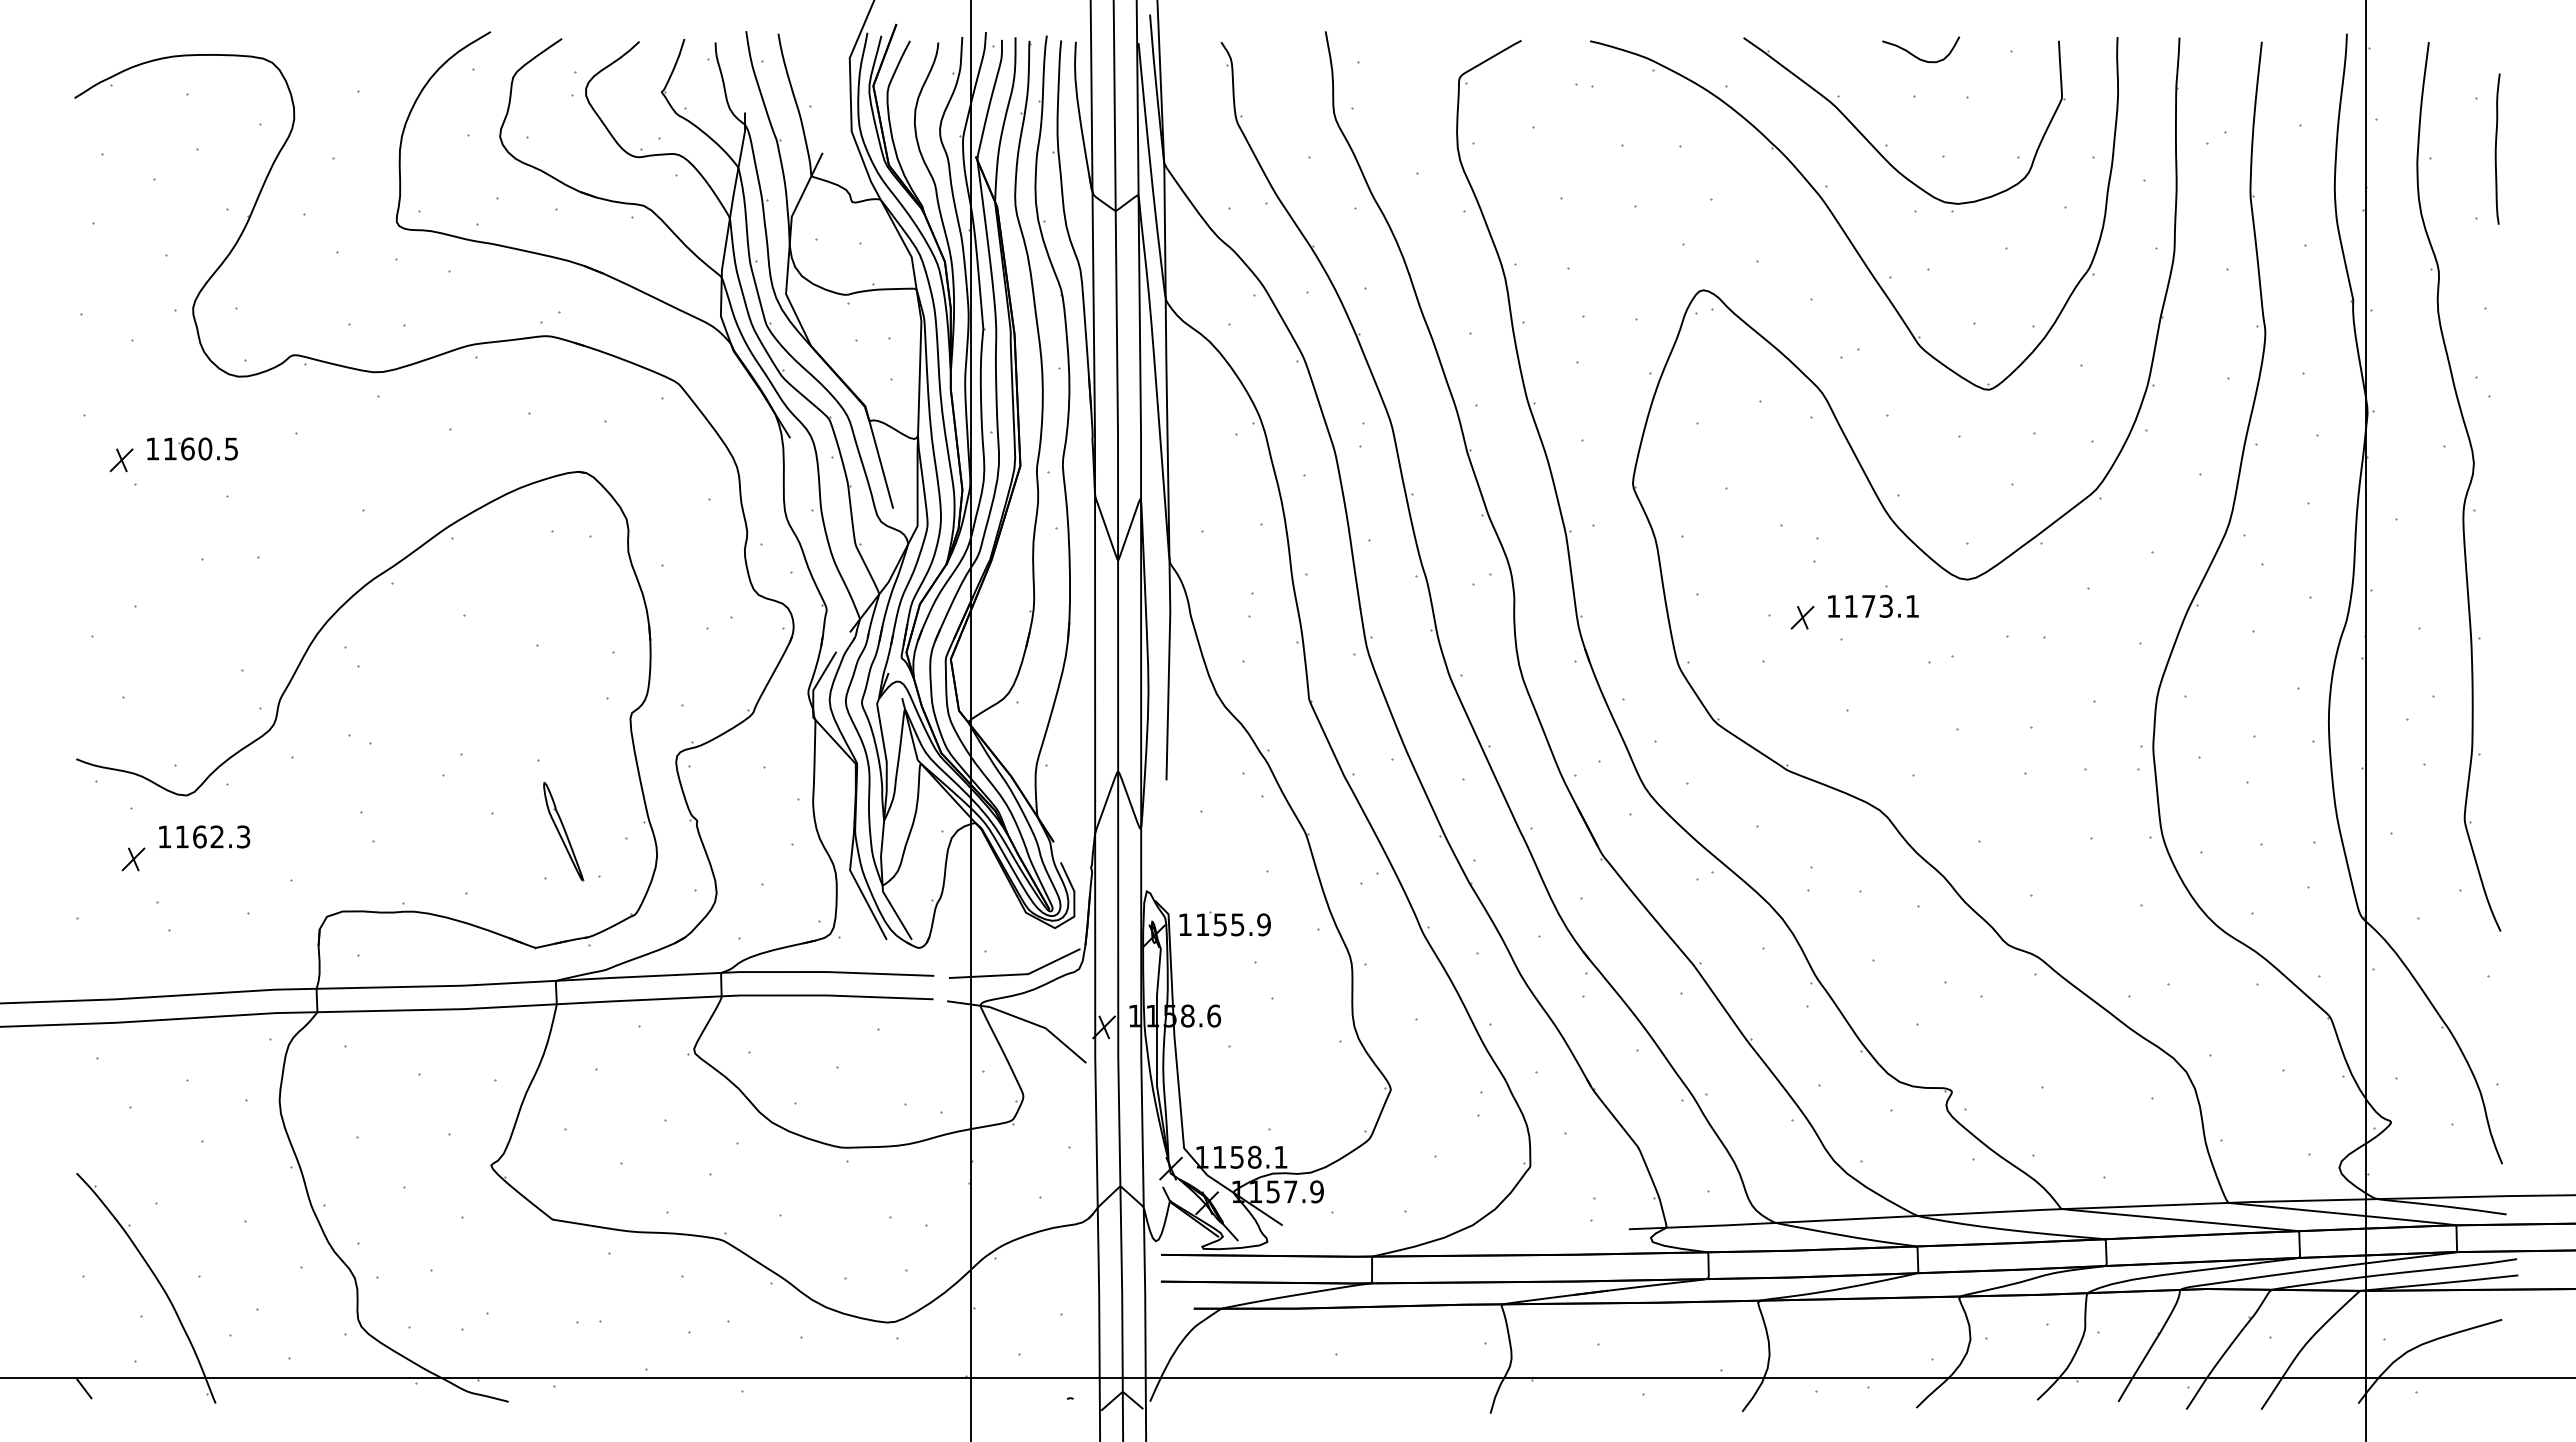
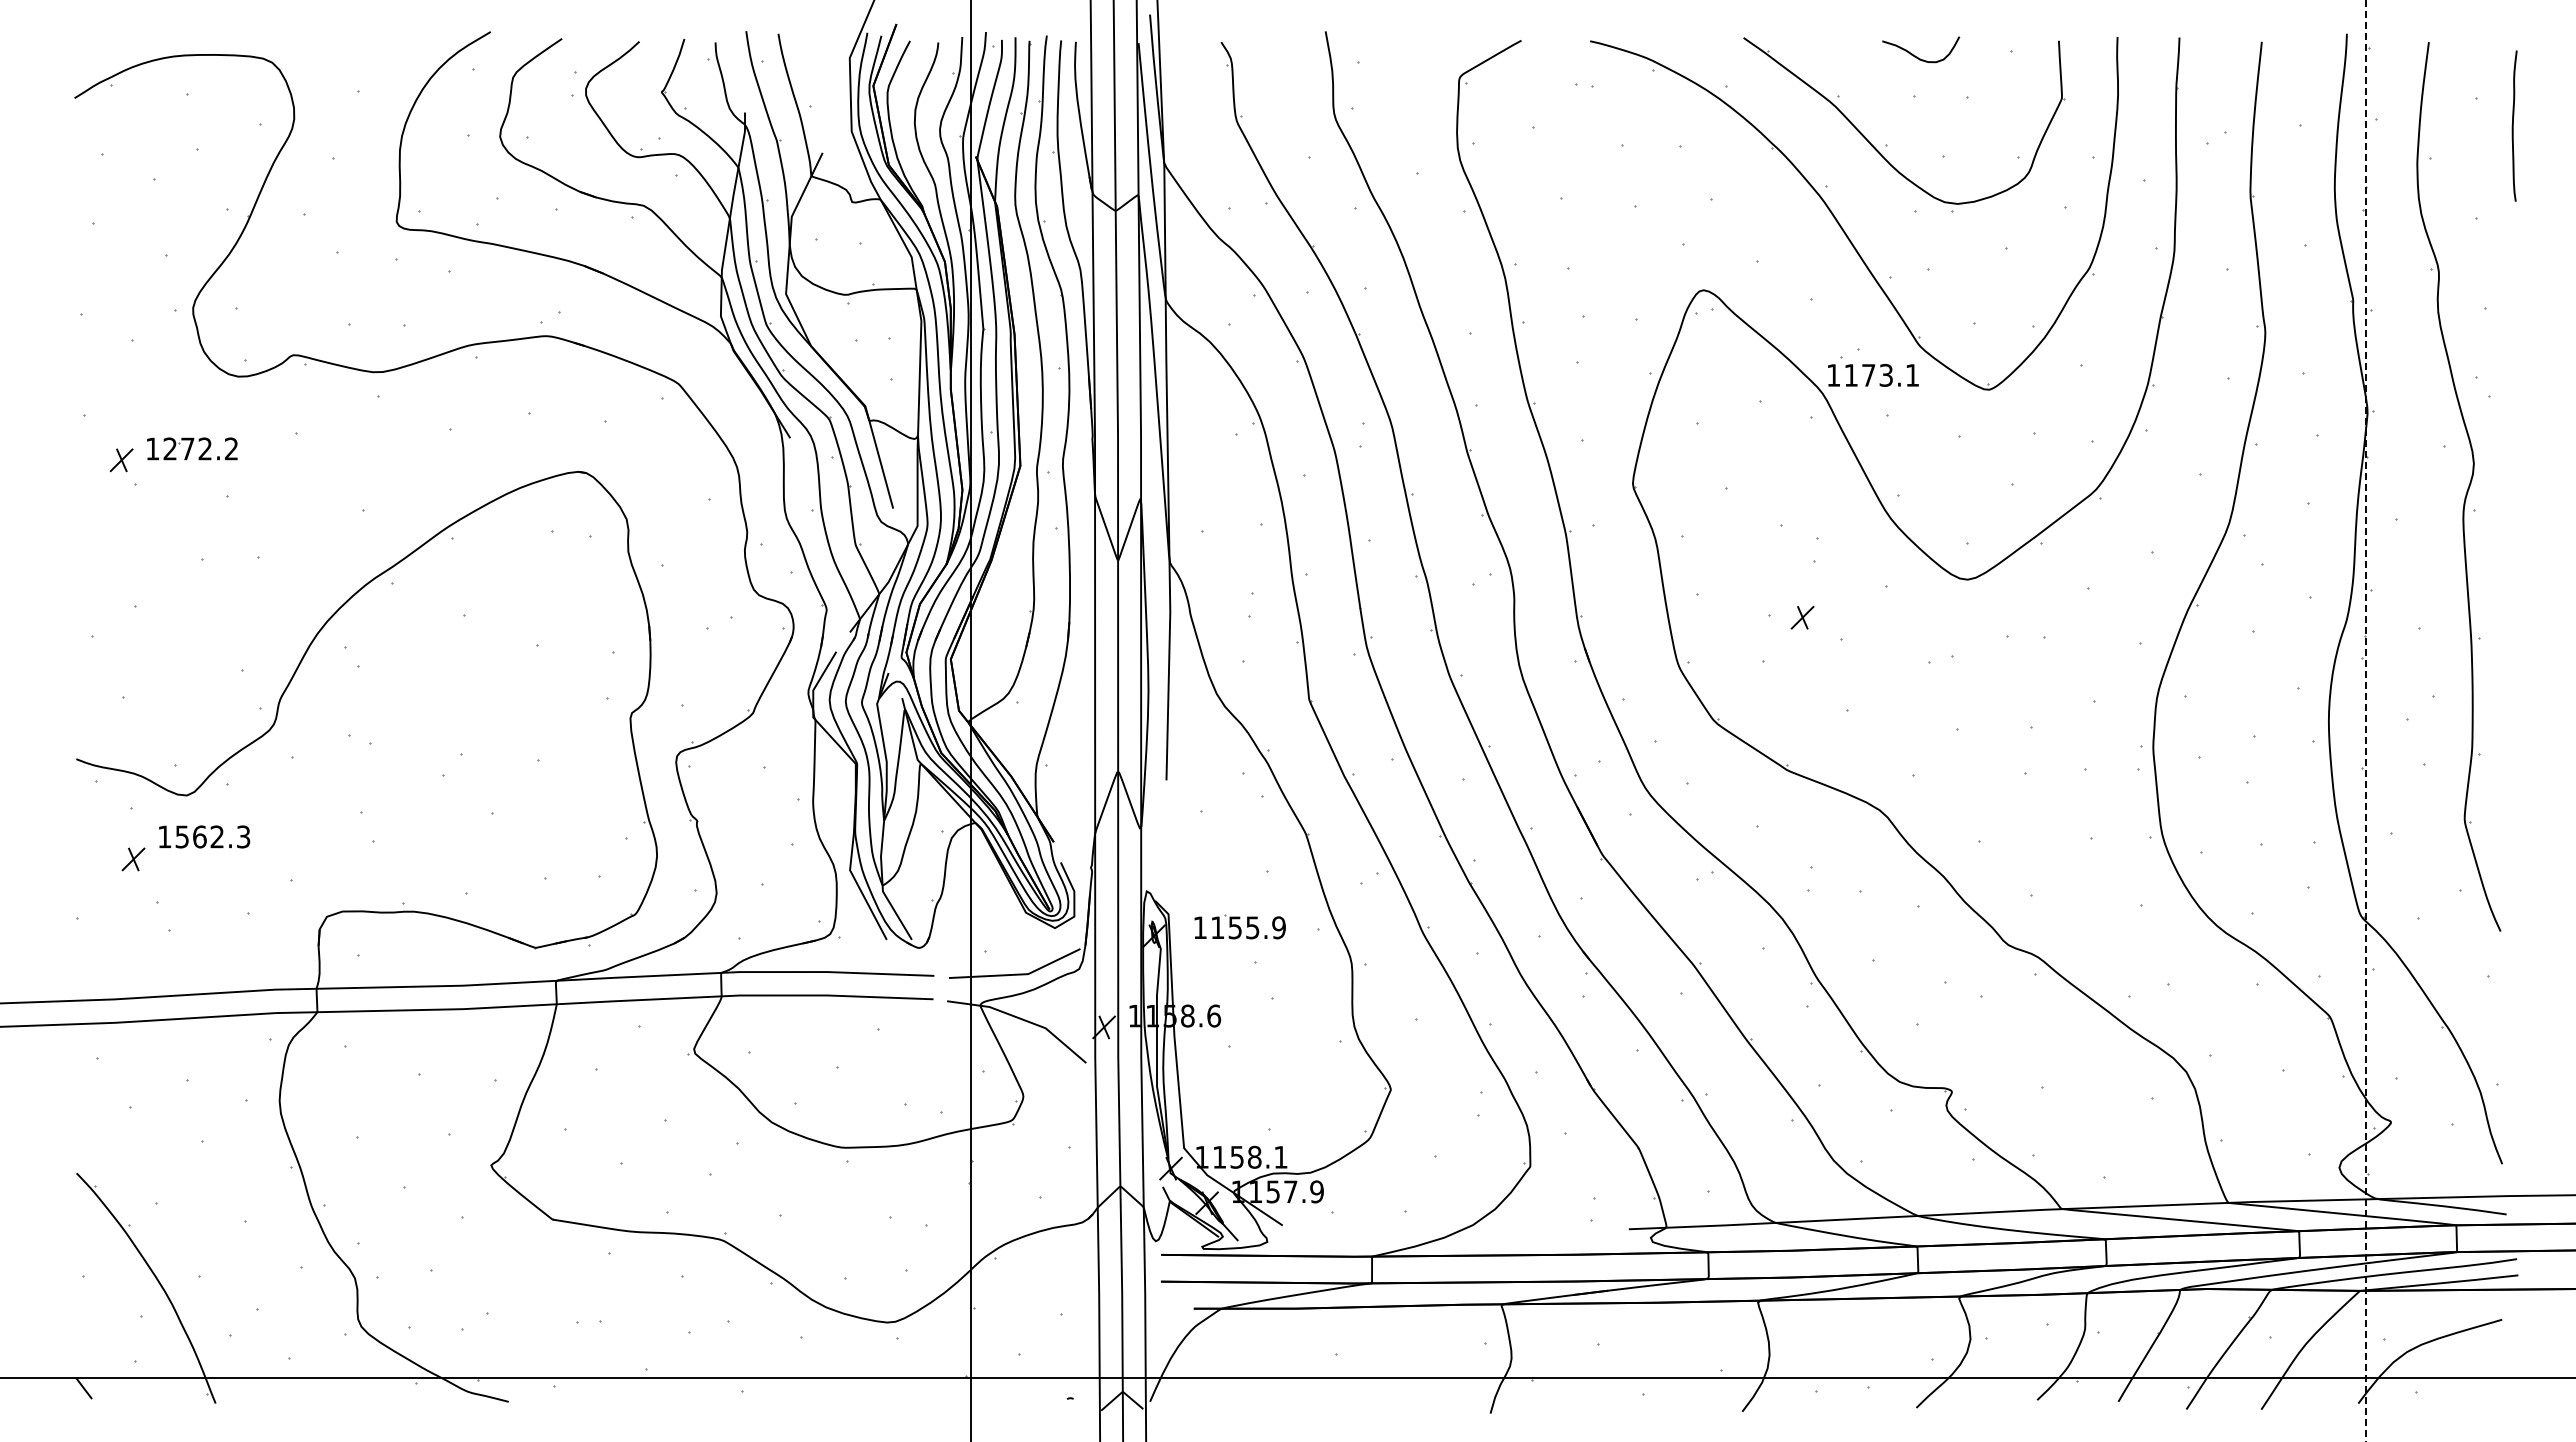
curve position: (2496, 148) -> (2513, 125) (2513, 125)
text: 1160.5 -> 1272.2 (200, 448)
text position: (1873, 606) -> (1873, 375) (1873, 375)
line: solid -> dashed (2365, 720)
part: present -> none (563, 831)
text: 1162.3 -> 1562.3 (181, 836)
part position: (1224, 923) -> (1239, 926) (1239, 926)
